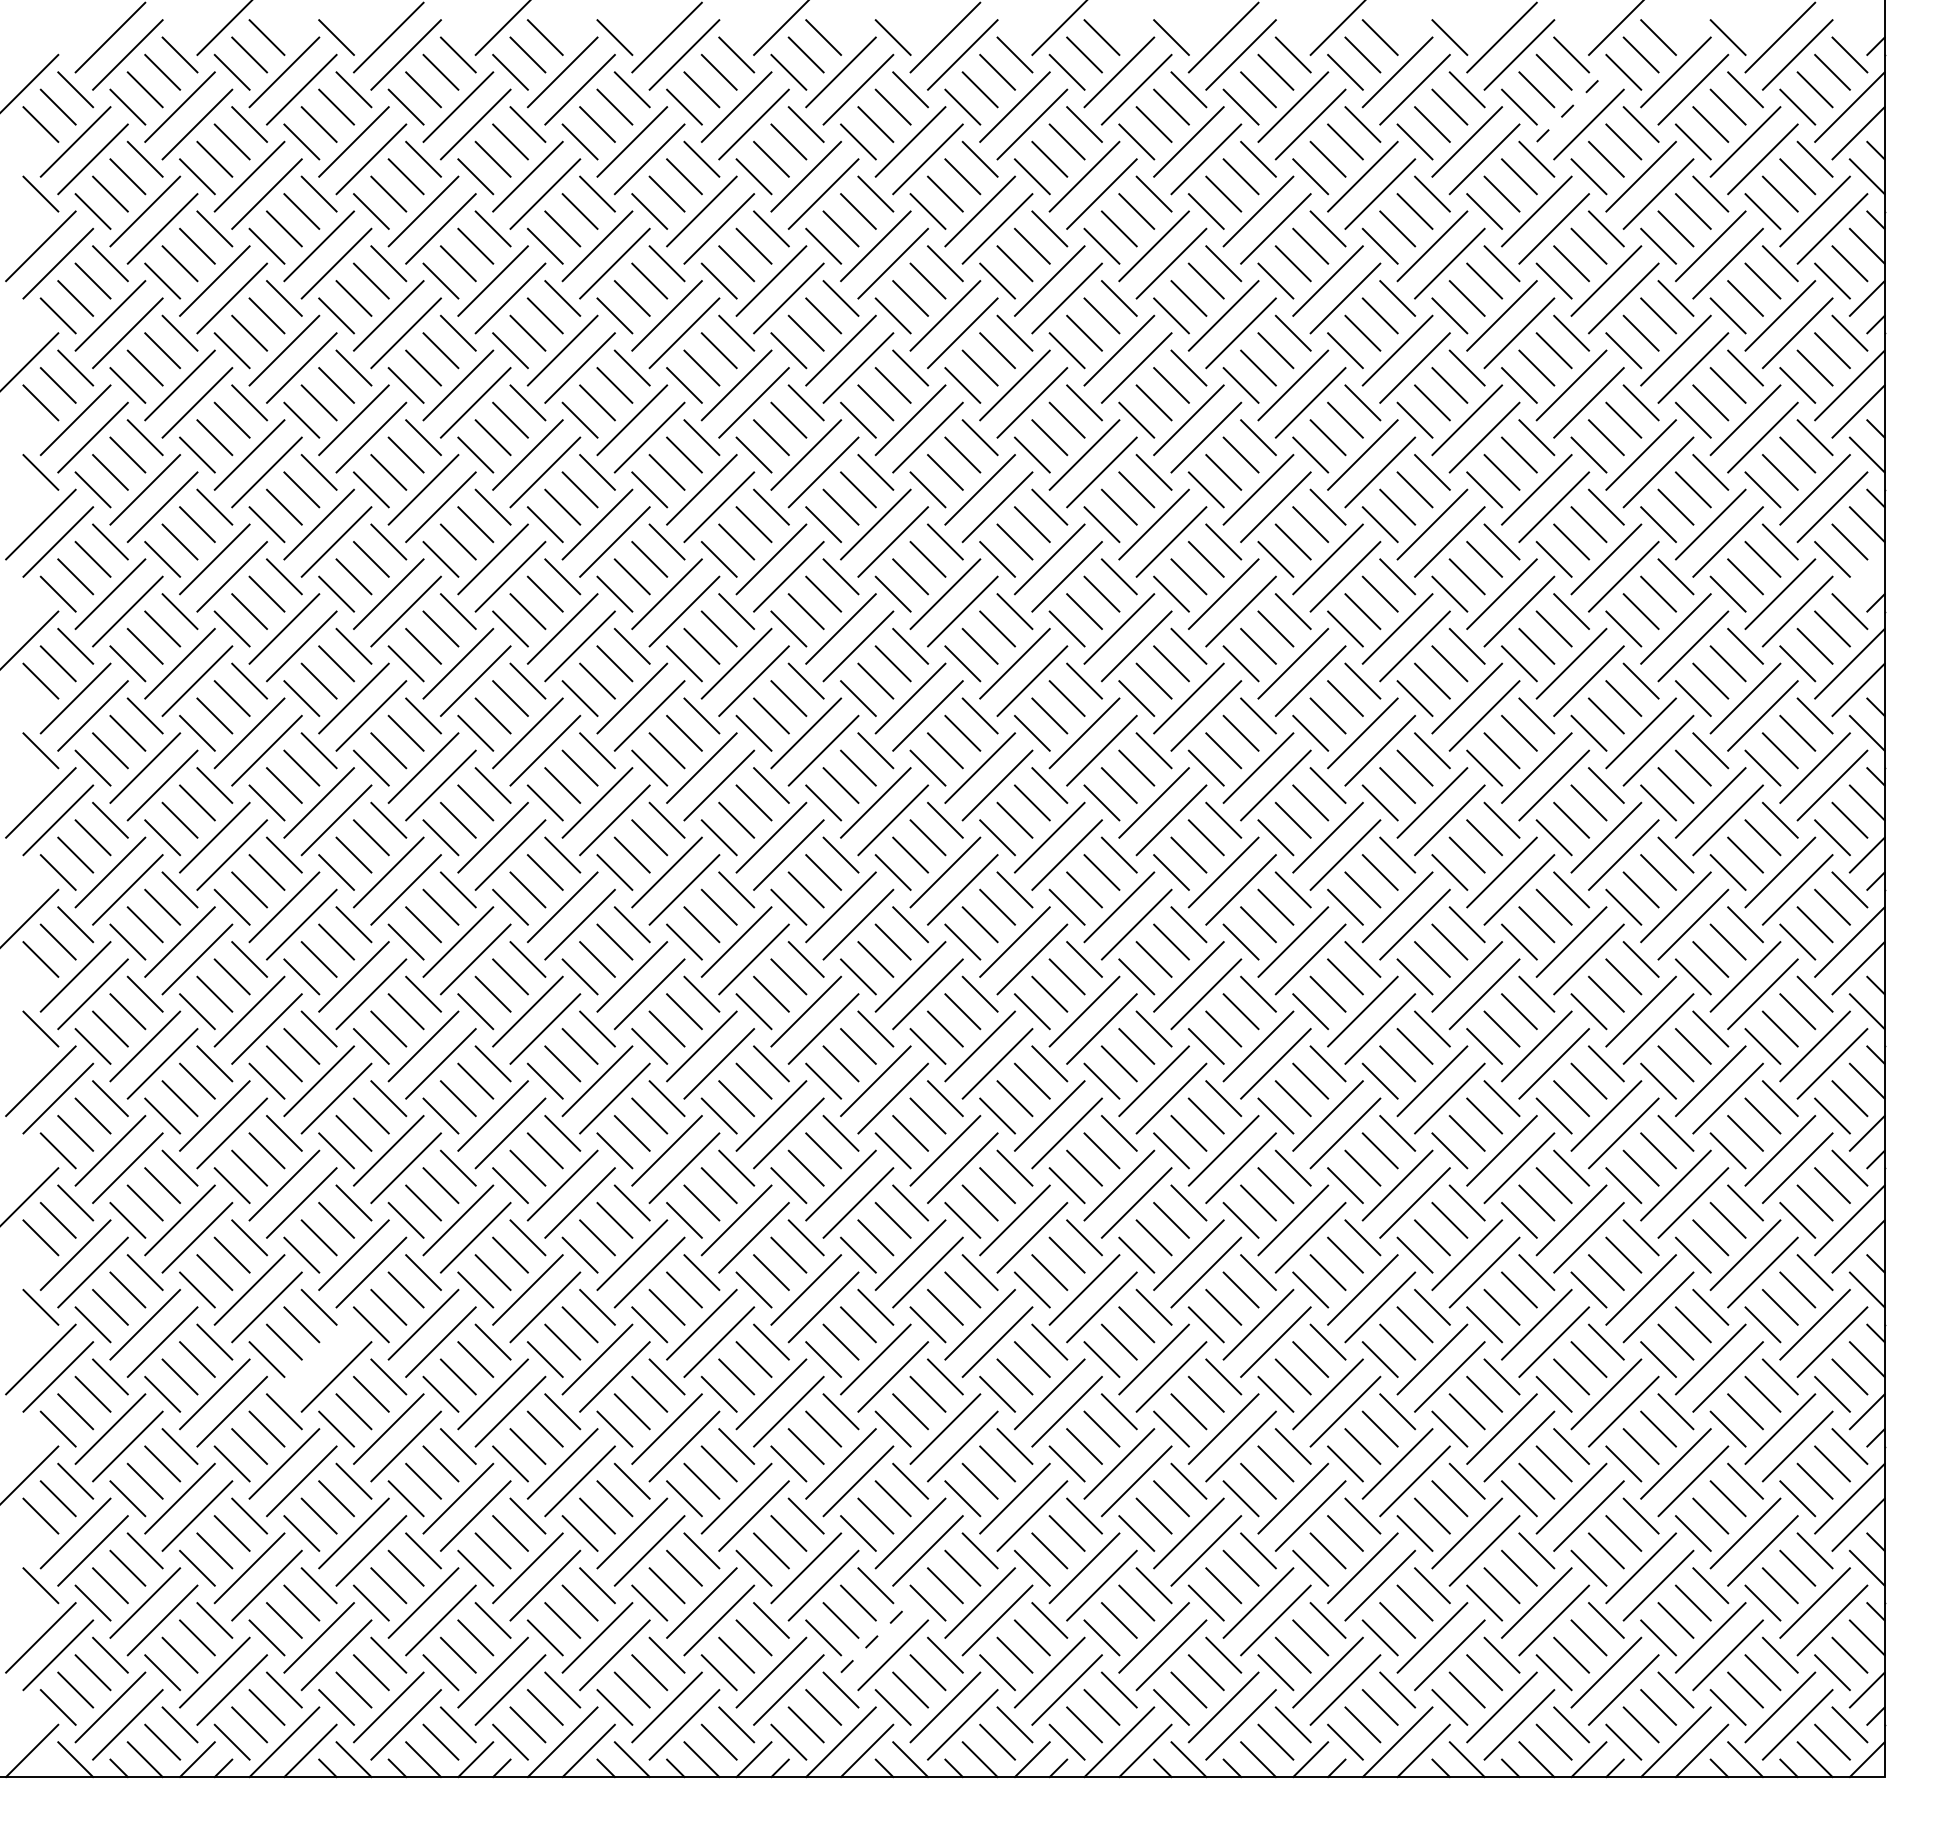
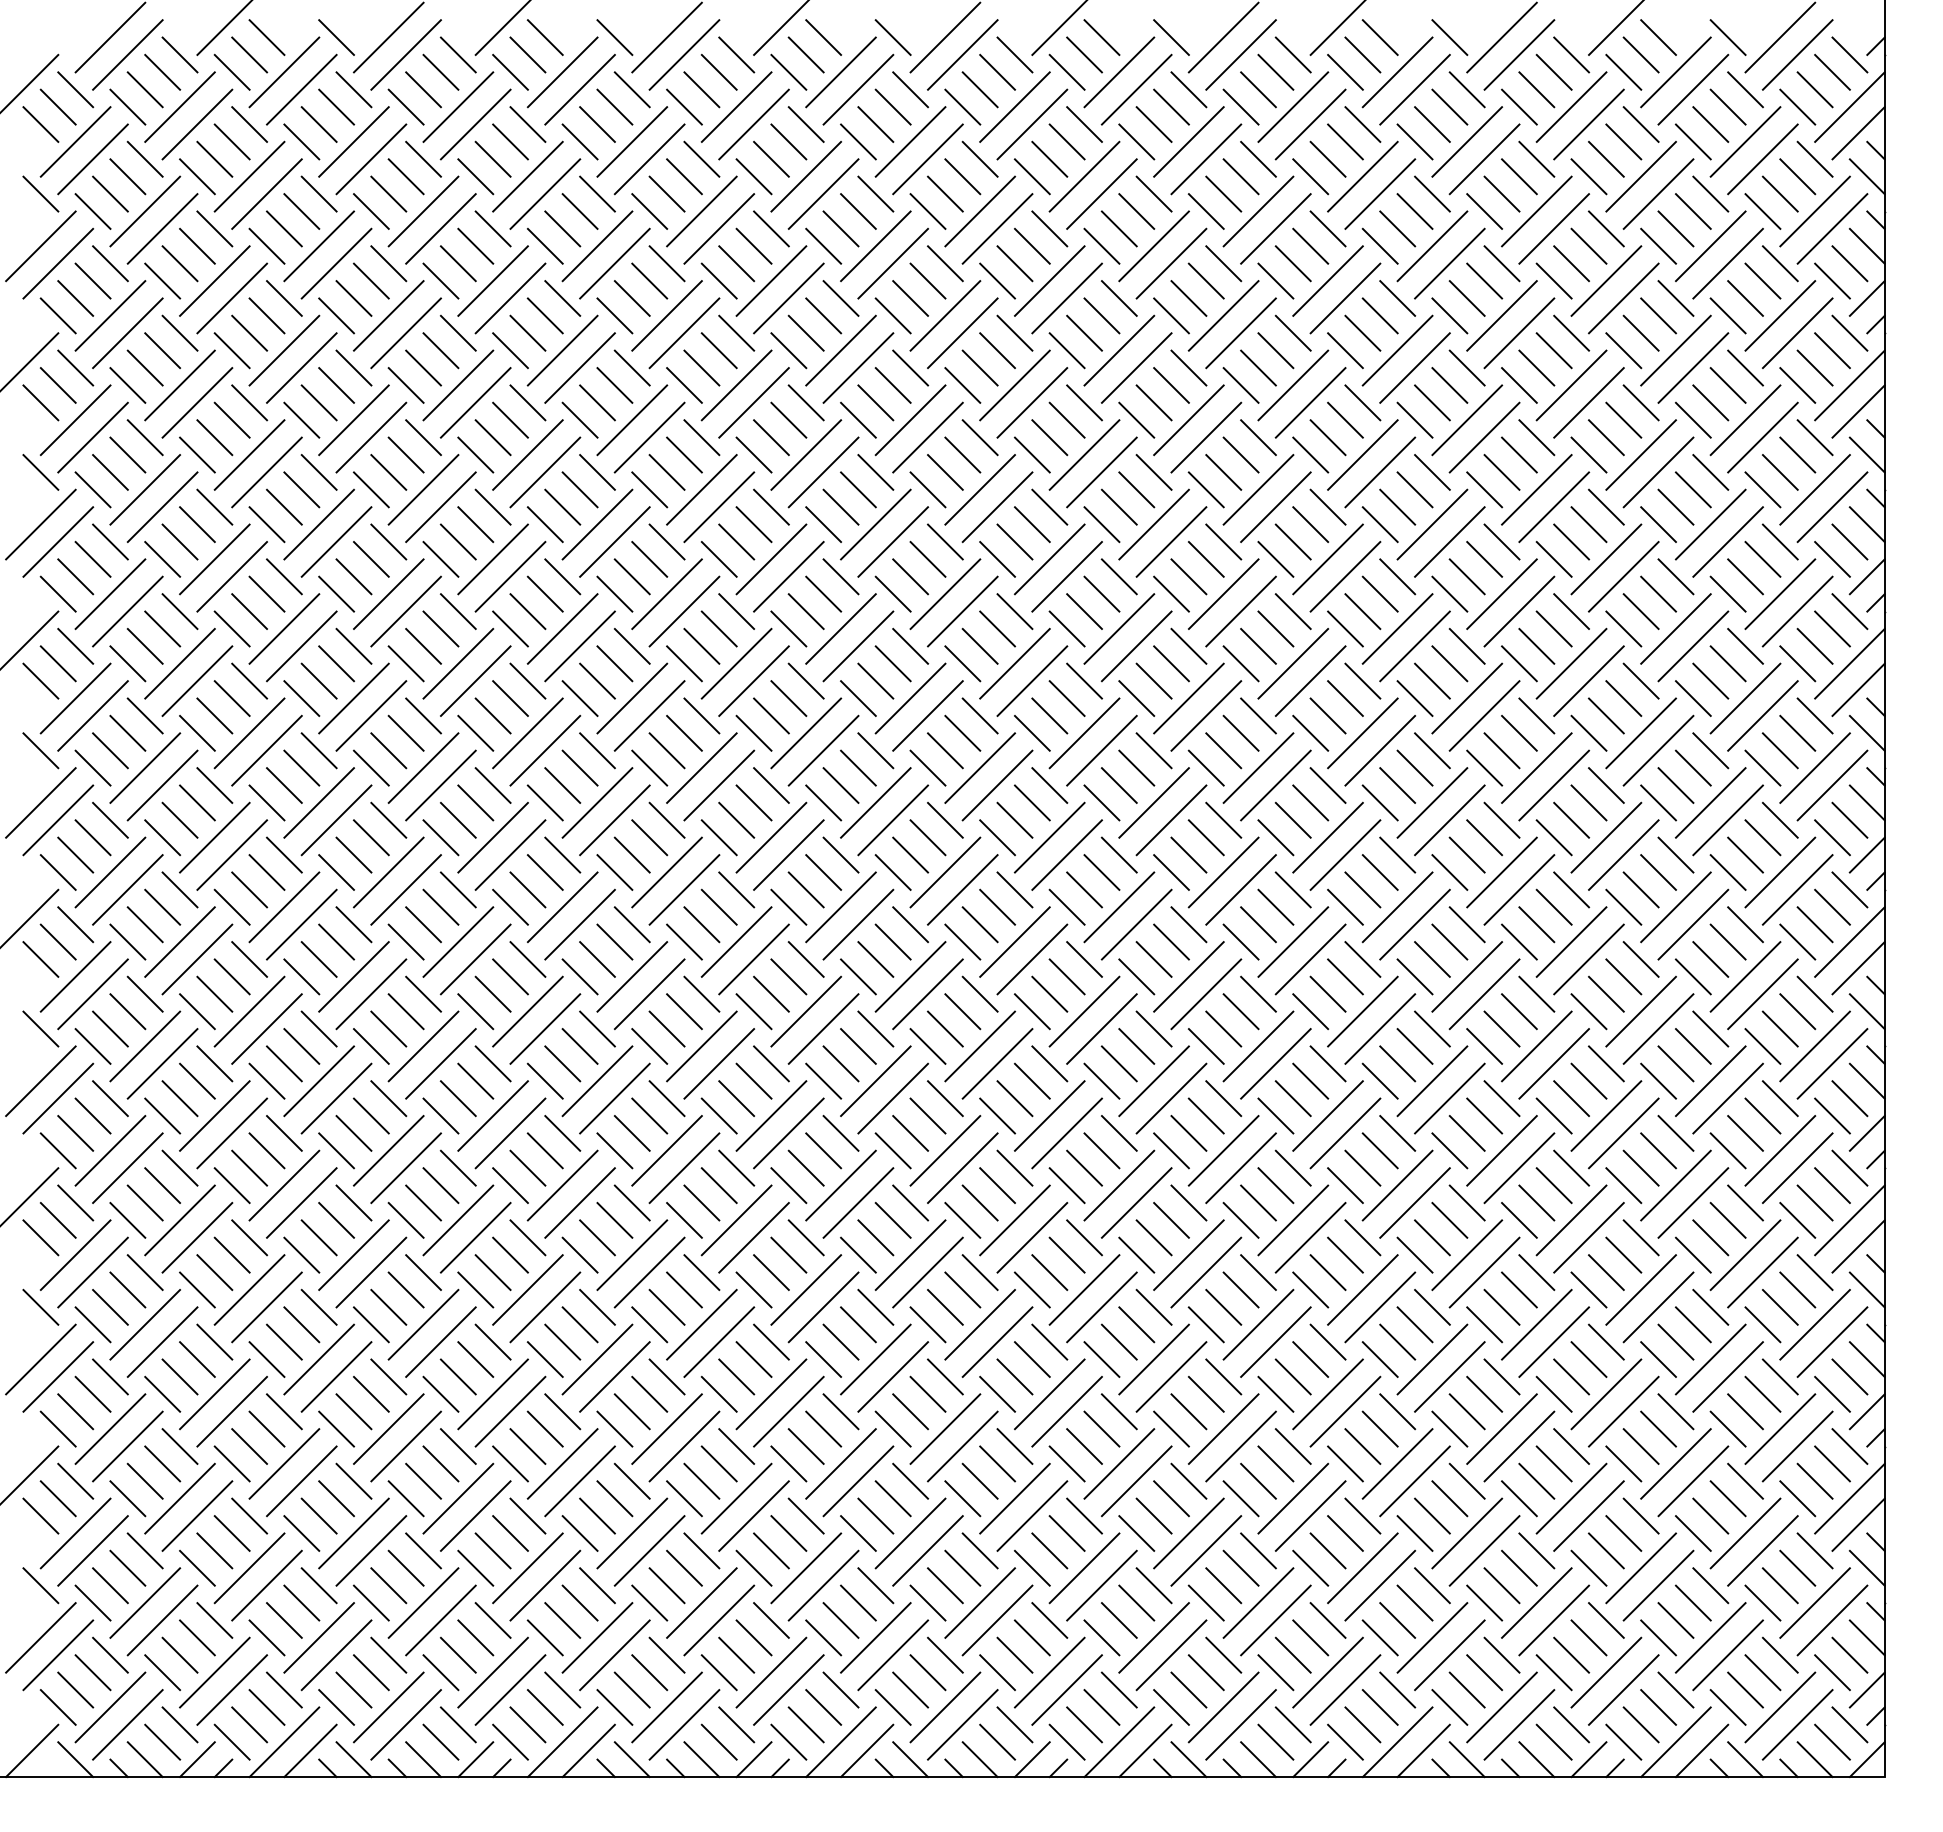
line: dashed -> solid (1571, 106)
line: none -> present (1866, 576)
line: none -> present (318, 1359)
line: dashed -> solid (876, 1637)
